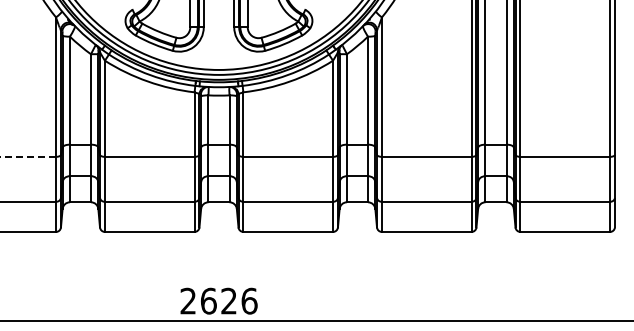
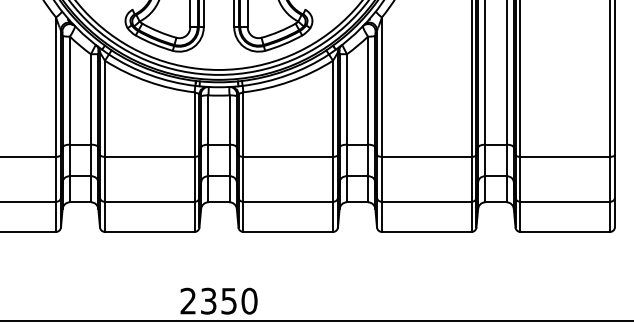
line: dashed -> solid (28, 156)
text: 2626 -> 2350 (228, 300)
